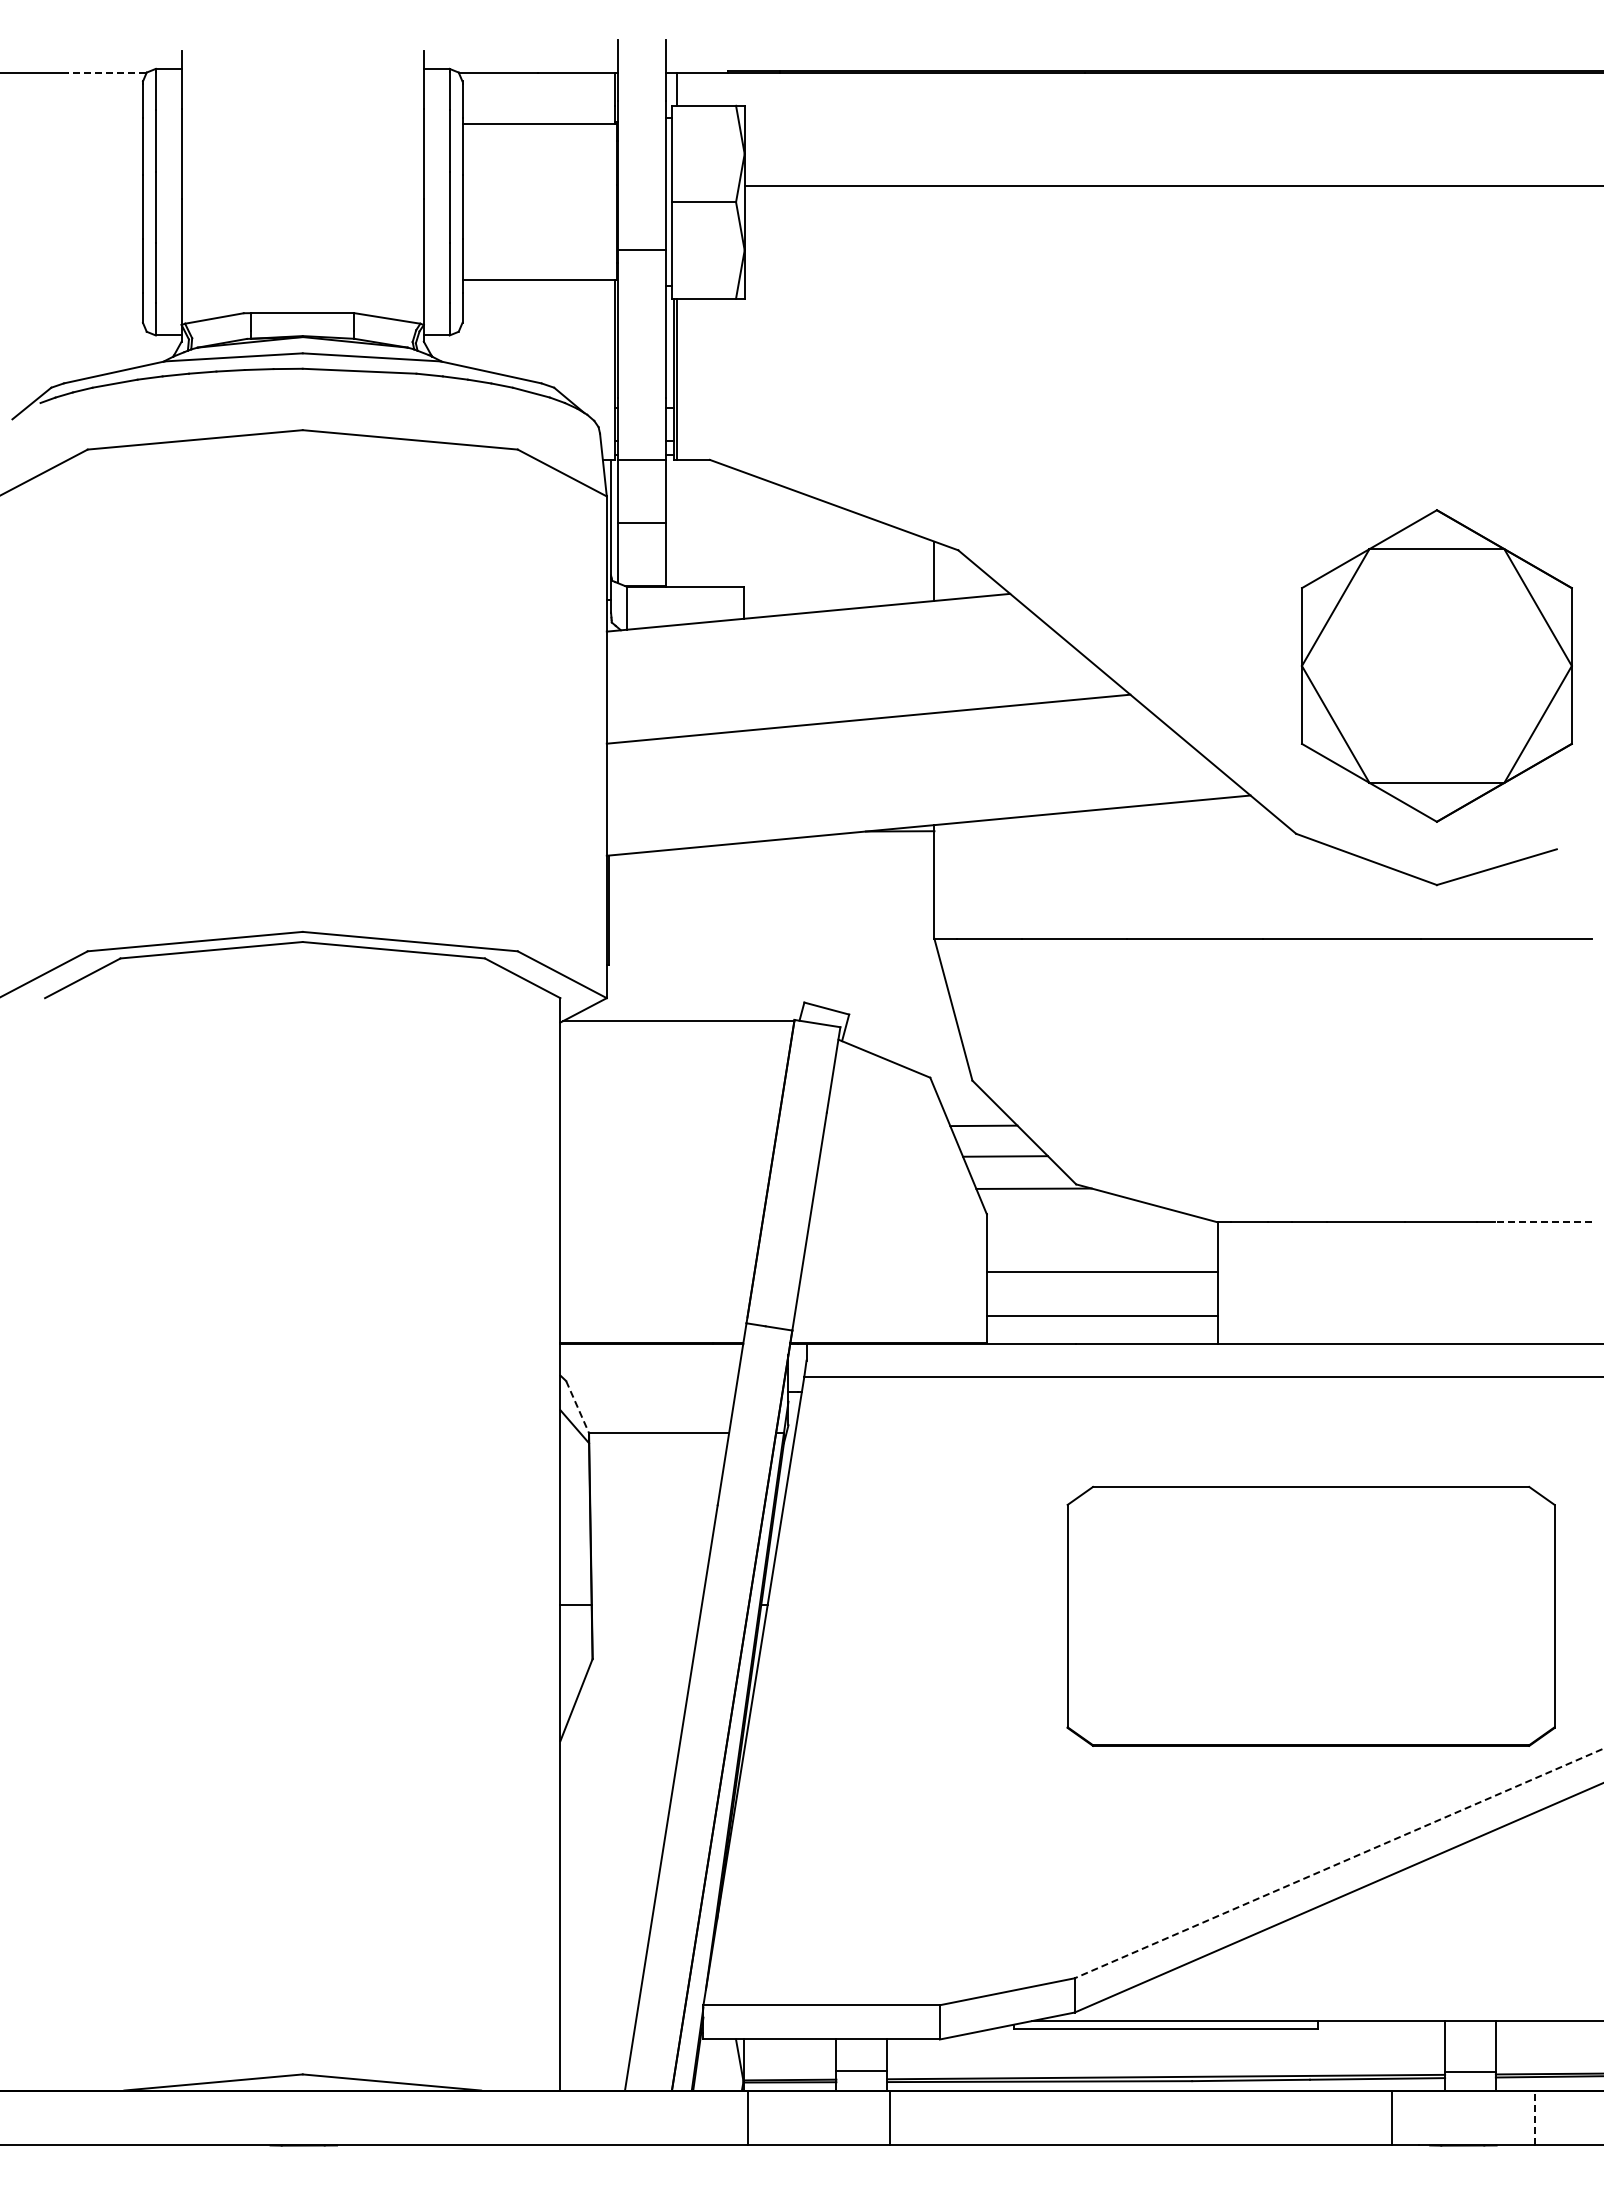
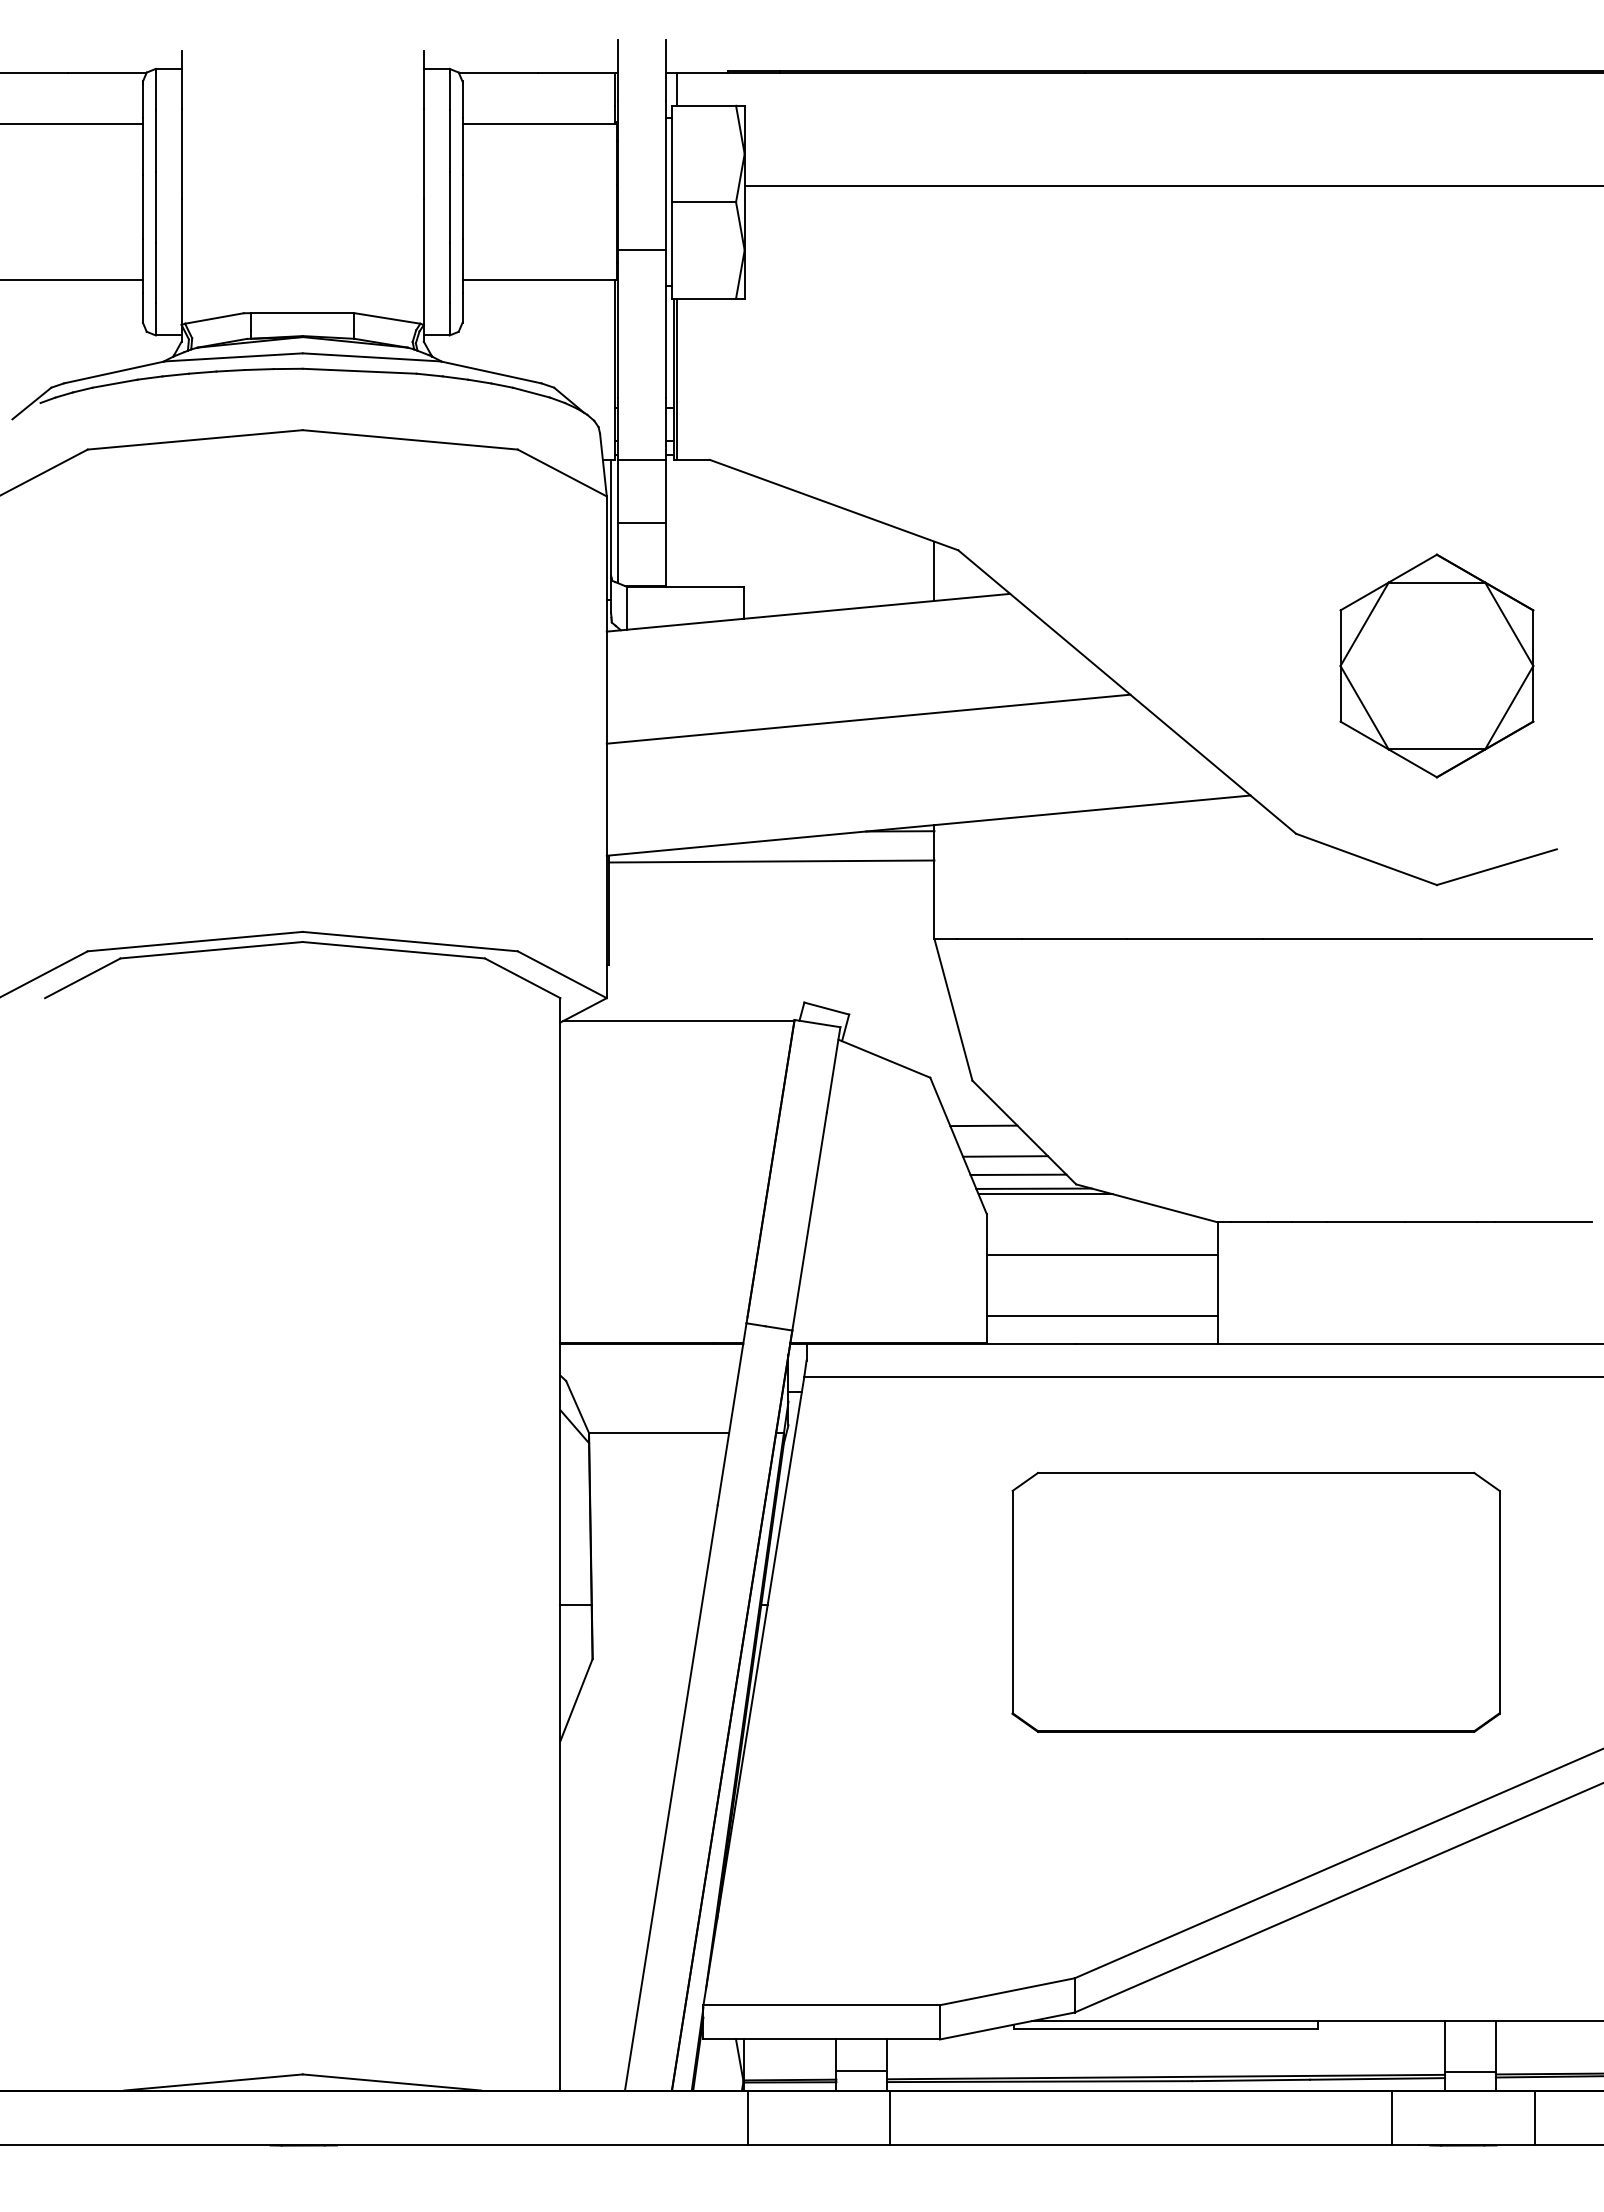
line: dashed -> solid (106, 73)
line: none -> present (72, 124)
line: none -> present (72, 280)
part size: 273x314 px -> 196x226 px (1436, 665)
line: none -> present (771, 861)
line: none -> present (1018, 1174)
line: none -> present (1045, 1194)
line: dashed -> solid (1542, 1222)
line position: (1101, 1272) -> (1101, 1255) (1101, 1255)
line: dashed -> solid (577, 1407)
part position: (1310, 1615) -> (1255, 1601) (1255, 1601)
line: dashed -> solid (1338, 1863)
line: dashed -> solid (1534, 2117)
